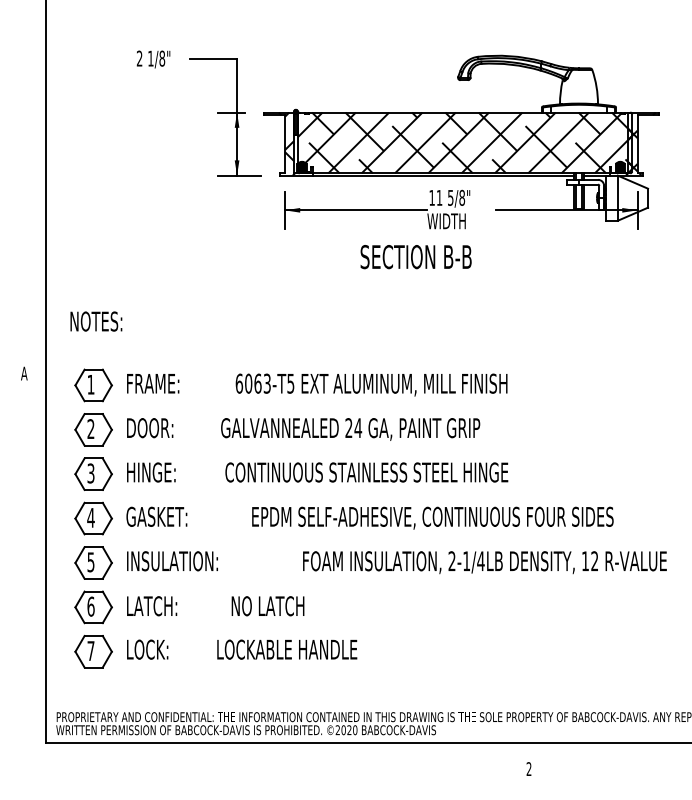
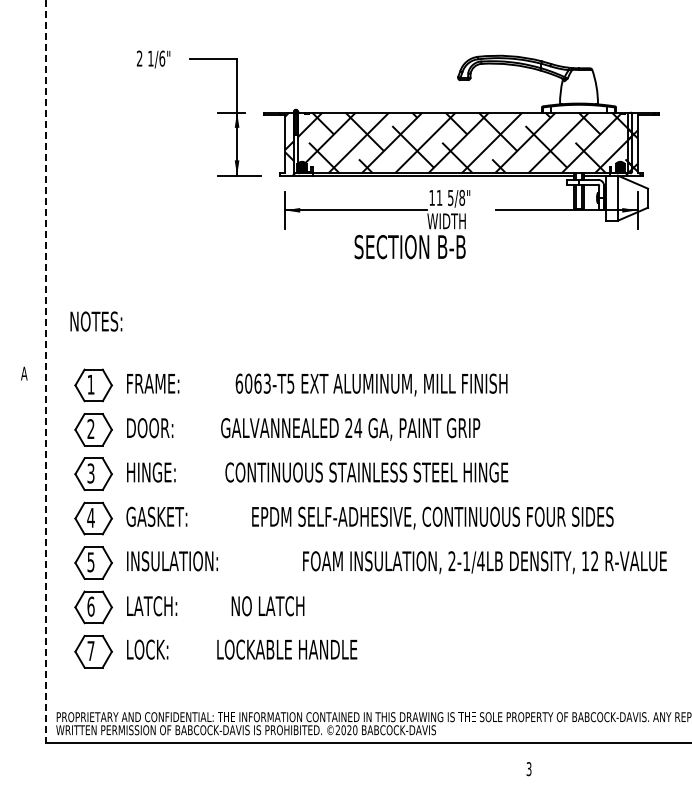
text: 1/8" -> 1/6" (162, 58)
text position: (415, 257) -> (409, 247) (409, 247)
line: solid -> dashed (46, 372)
text: 2 -> 3 (528, 769)
